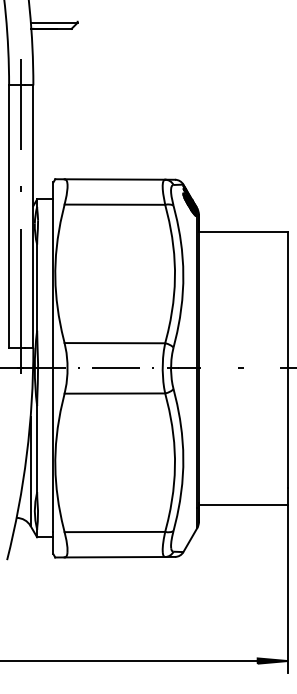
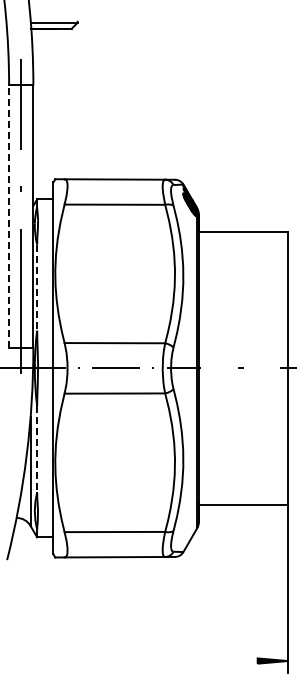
line: solid -> dashed (9, 216)
line: solid -> dashed (37, 288)
line: solid -> dashed (37, 449)
line: present -> none (129, 661)
